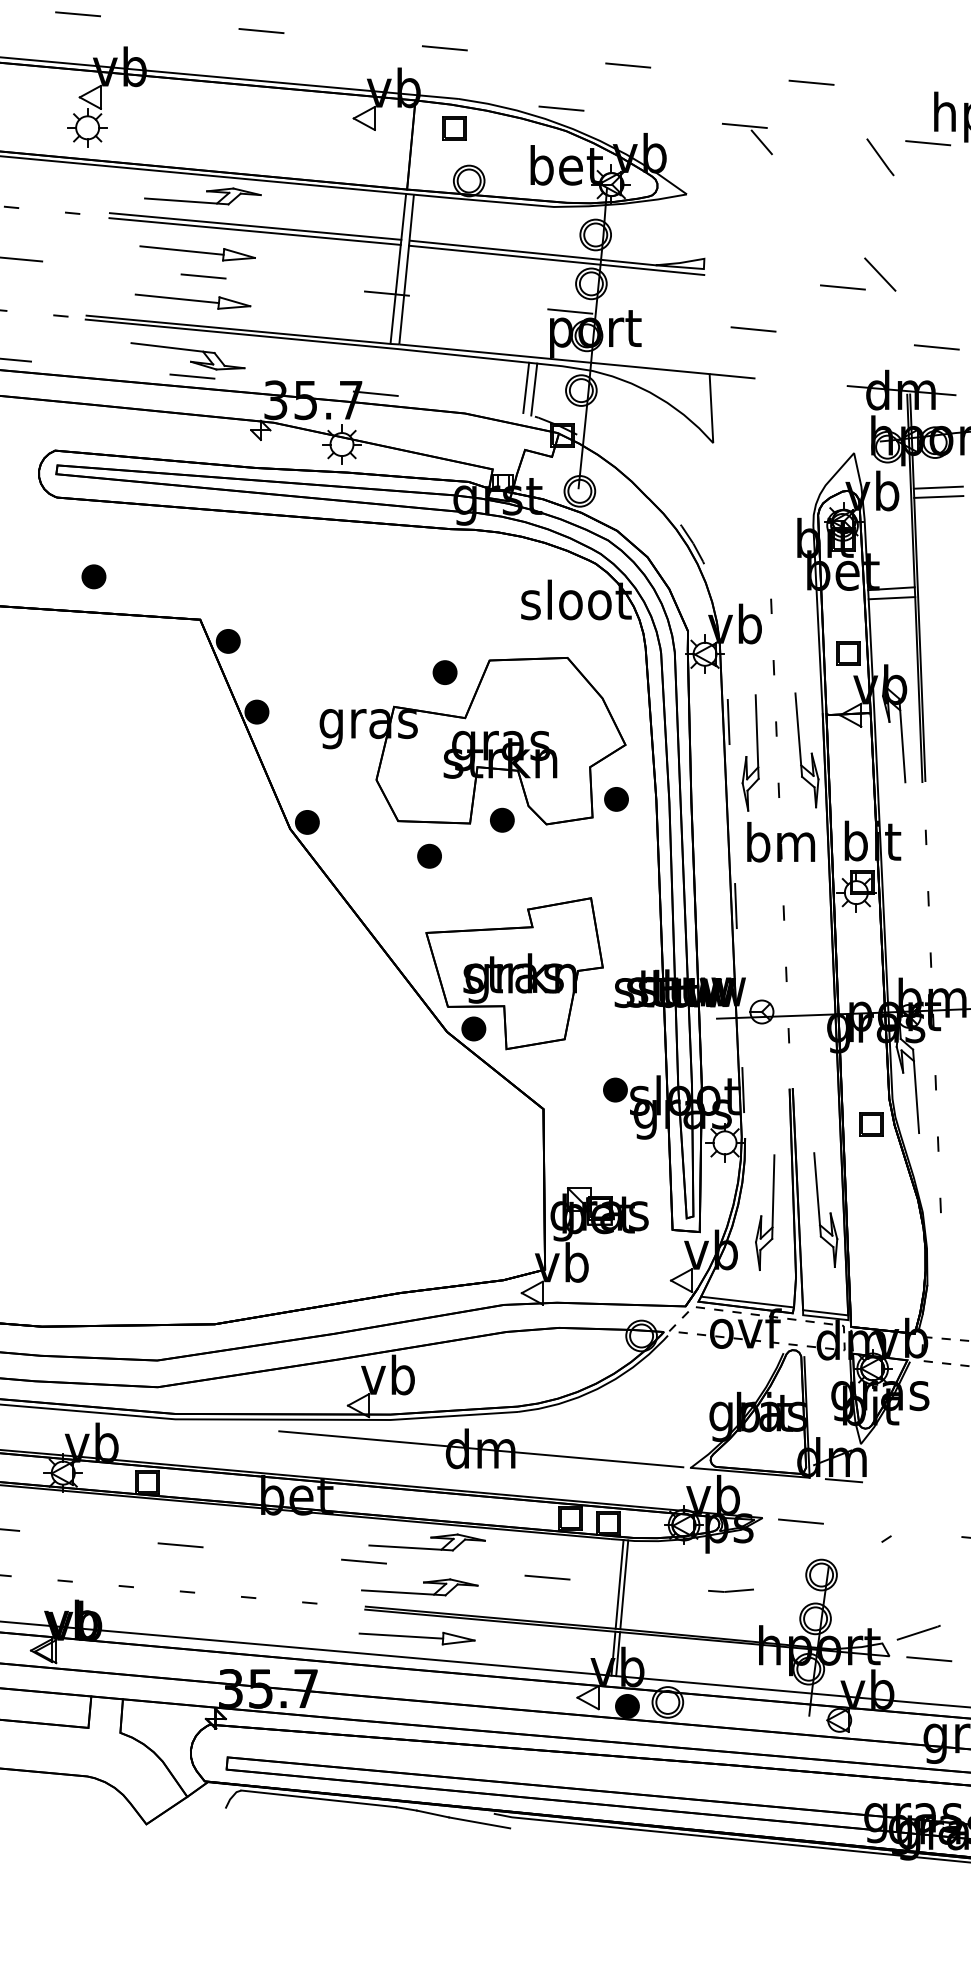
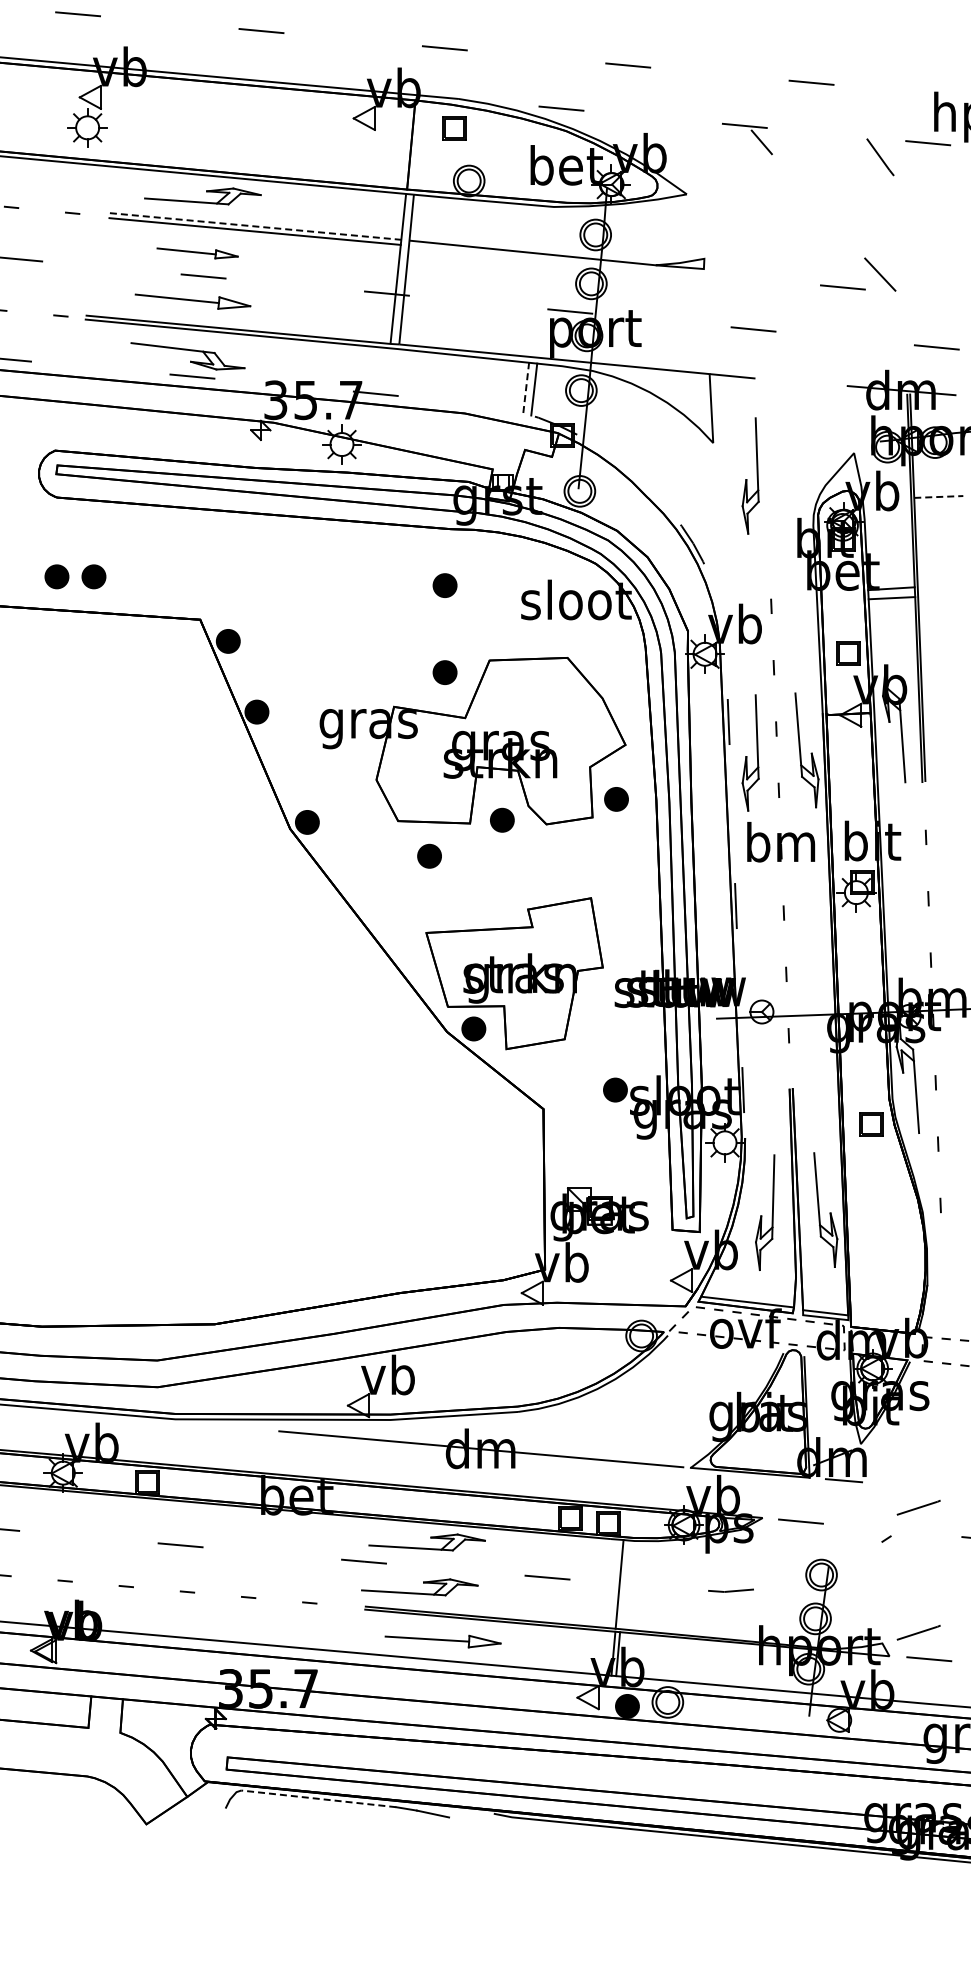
line: solid -> dashed (256, 226)
part size: 117x17 px -> 83x13 px (197, 253)
line: present -> none (556, 260)
line: solid -> dashed (526, 387)
part: none -> present (750, 475)
line: present -> none (937, 487)
line: solid -> dashed (938, 496)
part: none -> present (56, 576)
part: none -> present (444, 585)
line: none -> present (918, 1507)
line: present -> none (624, 1584)
part position: (416, 1638) -> (442, 1641) (442, 1641)
line: solid -> dashed (318, 1798)
line: present -> none (479, 1822)
